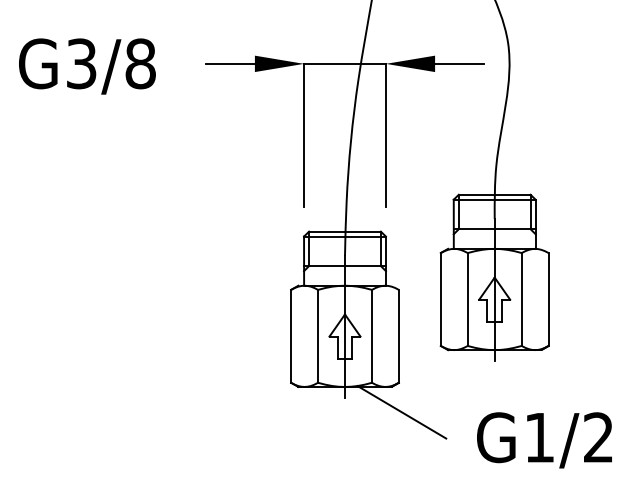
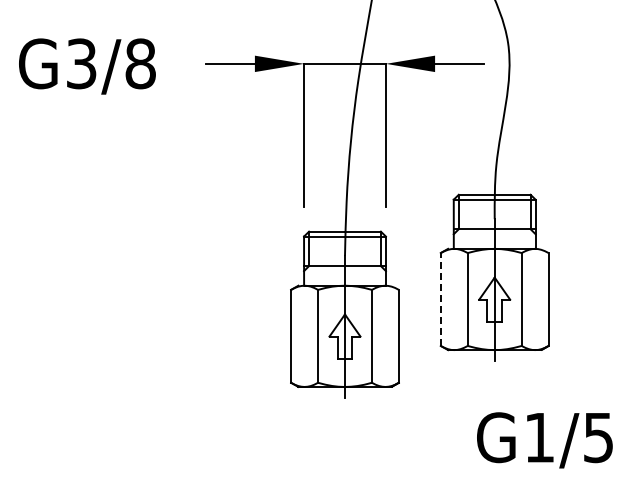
line: solid -> dashed (440, 299)
line: present -> none (401, 412)
text: G1/2 -> G1/5 (598, 437)
